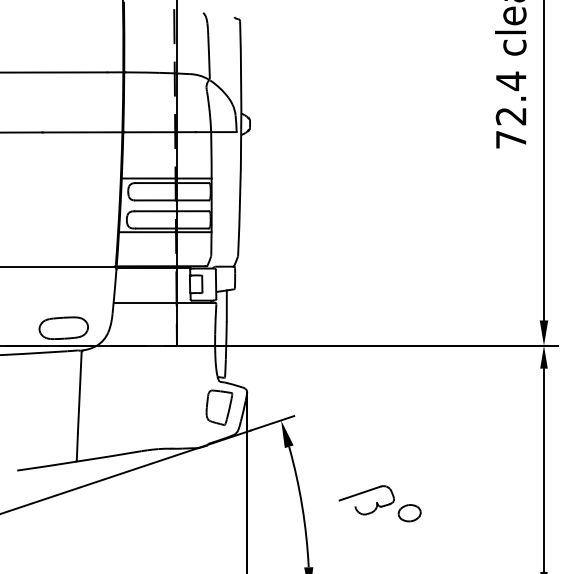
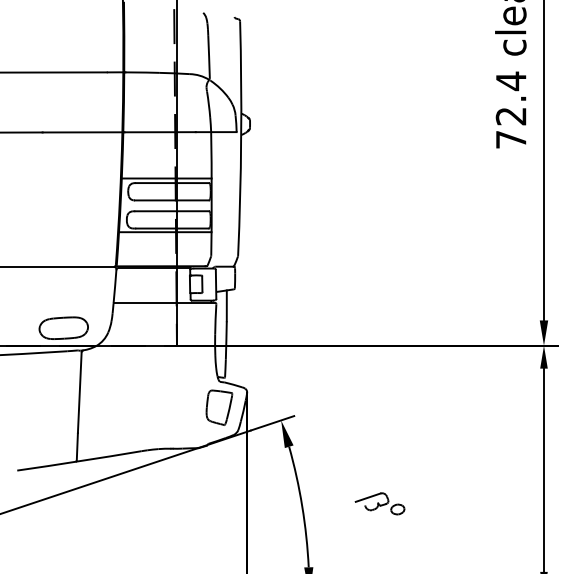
part size: 84x38 px -> 52x24 px (379, 503)
